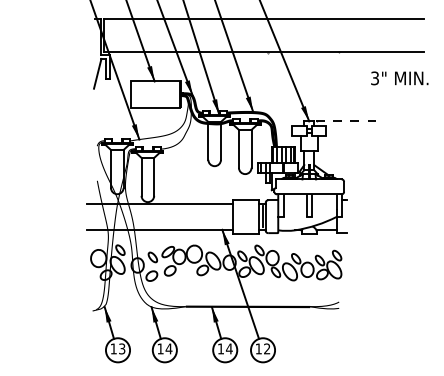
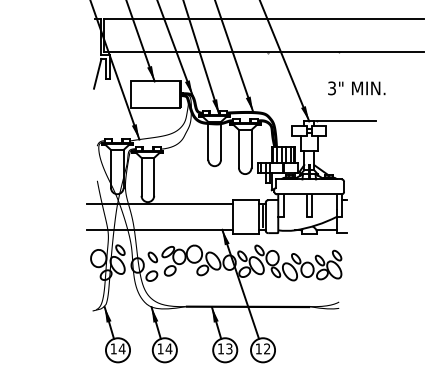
text position: (399, 78) -> (356, 88) (356, 88)
line: dashed -> solid (345, 121)
text: 13 -> 14 (121, 348)
text: 14 -> 13 (228, 348)
